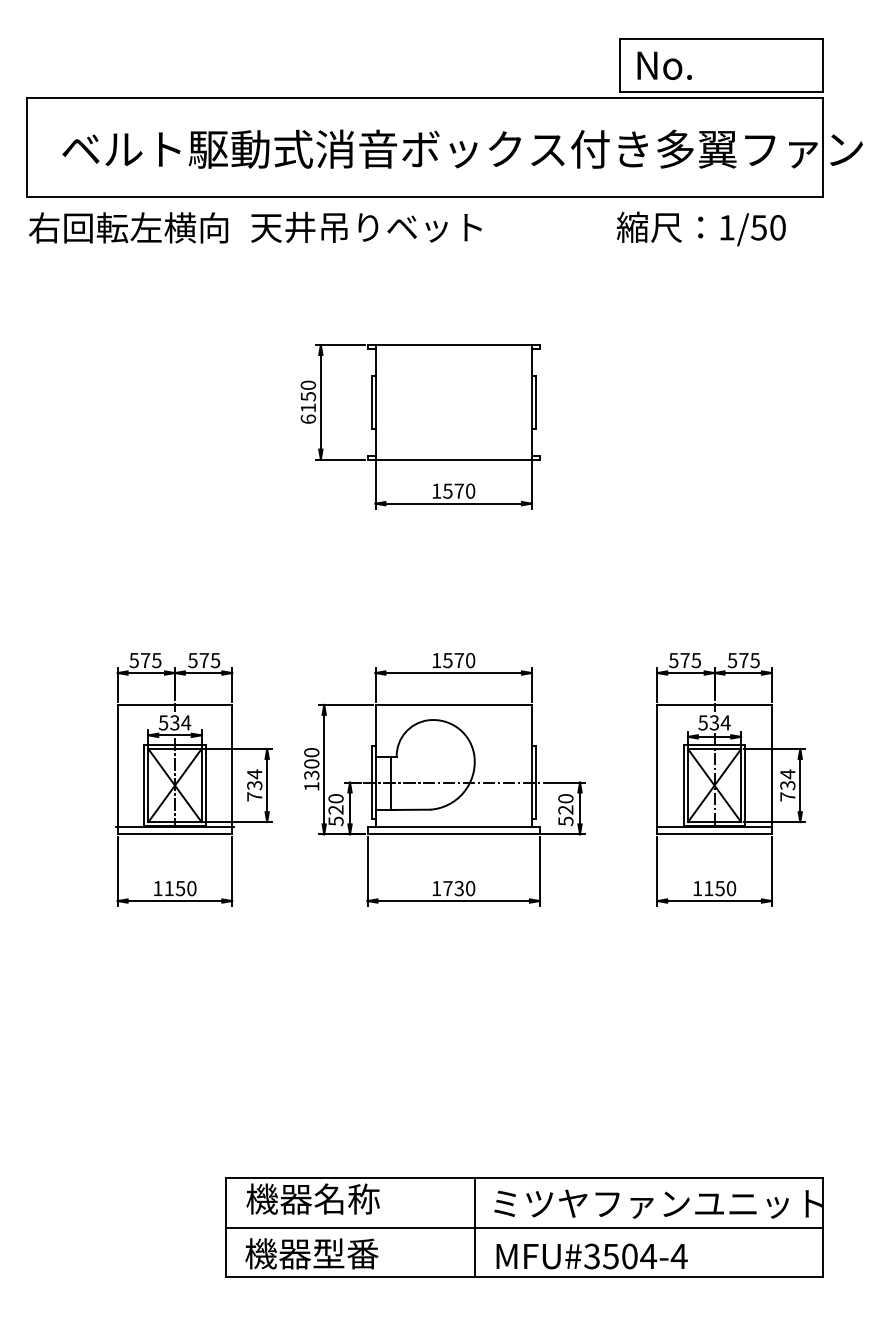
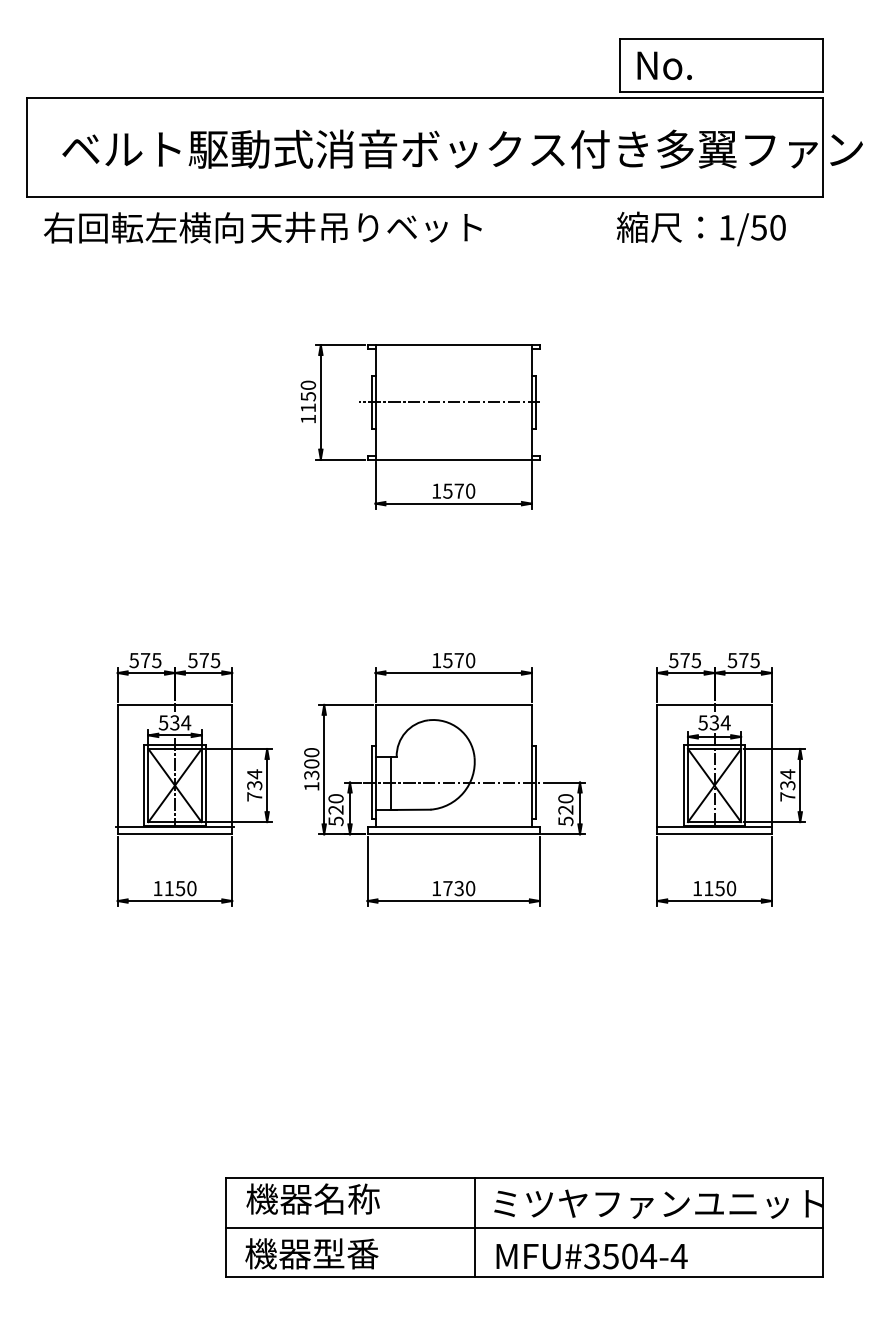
text position: (128, 227) -> (143, 227) (143, 227)
line: none -> present (449, 402)
text: 6150 -> 1150 (308, 418)
